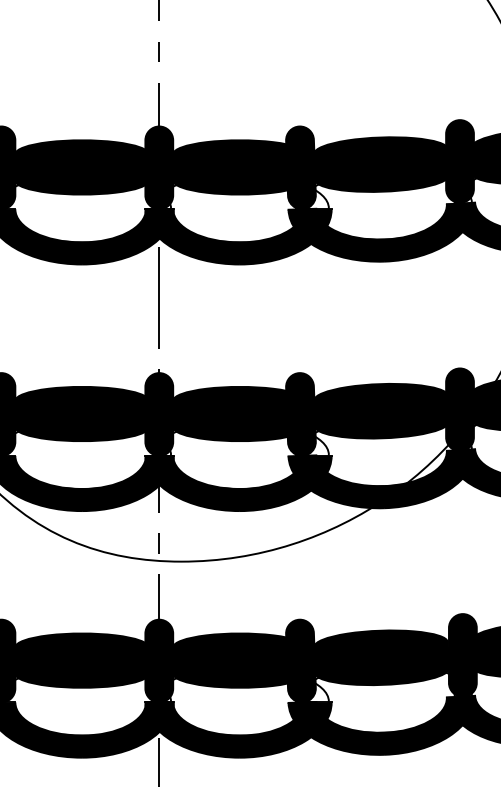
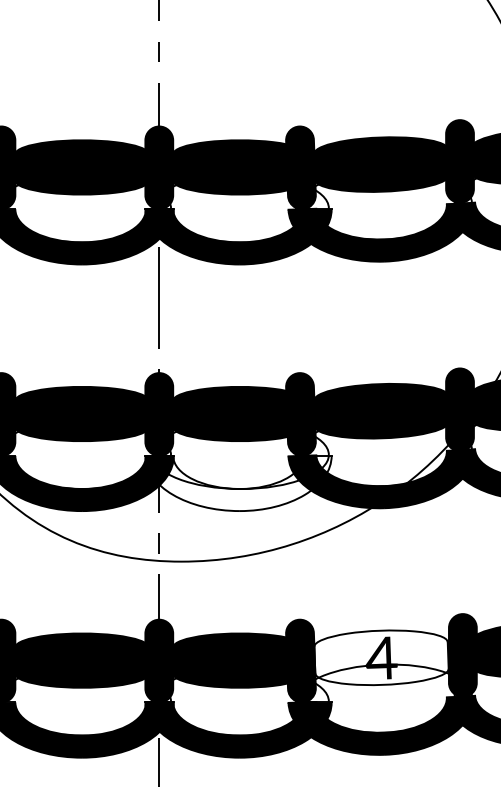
fill: present -> none (238, 483)
fill: present -> none (381, 657)
